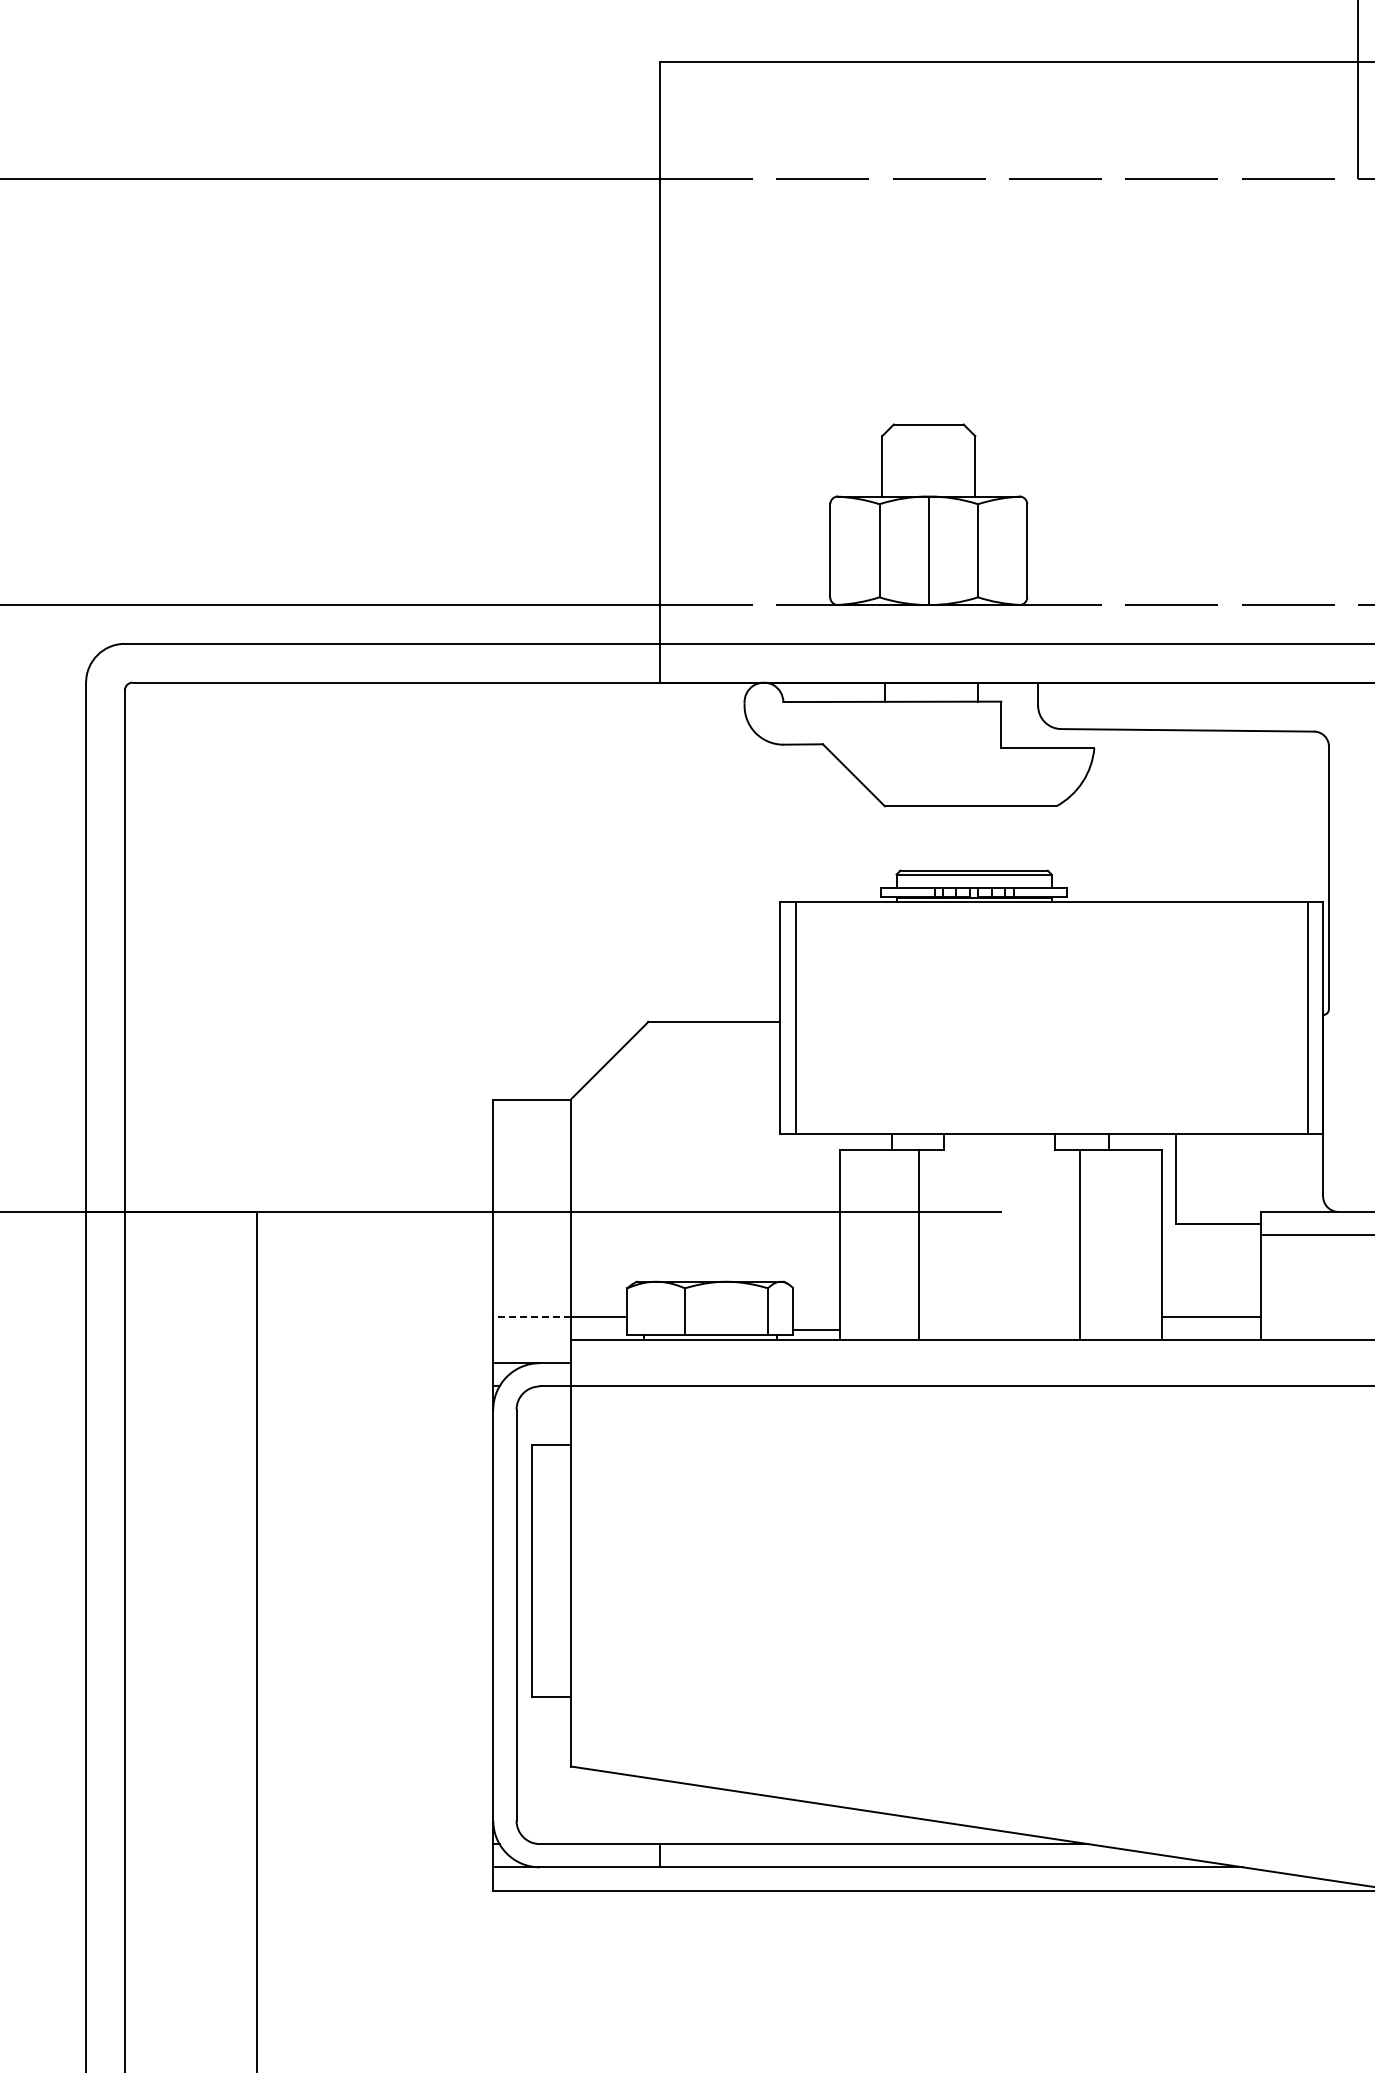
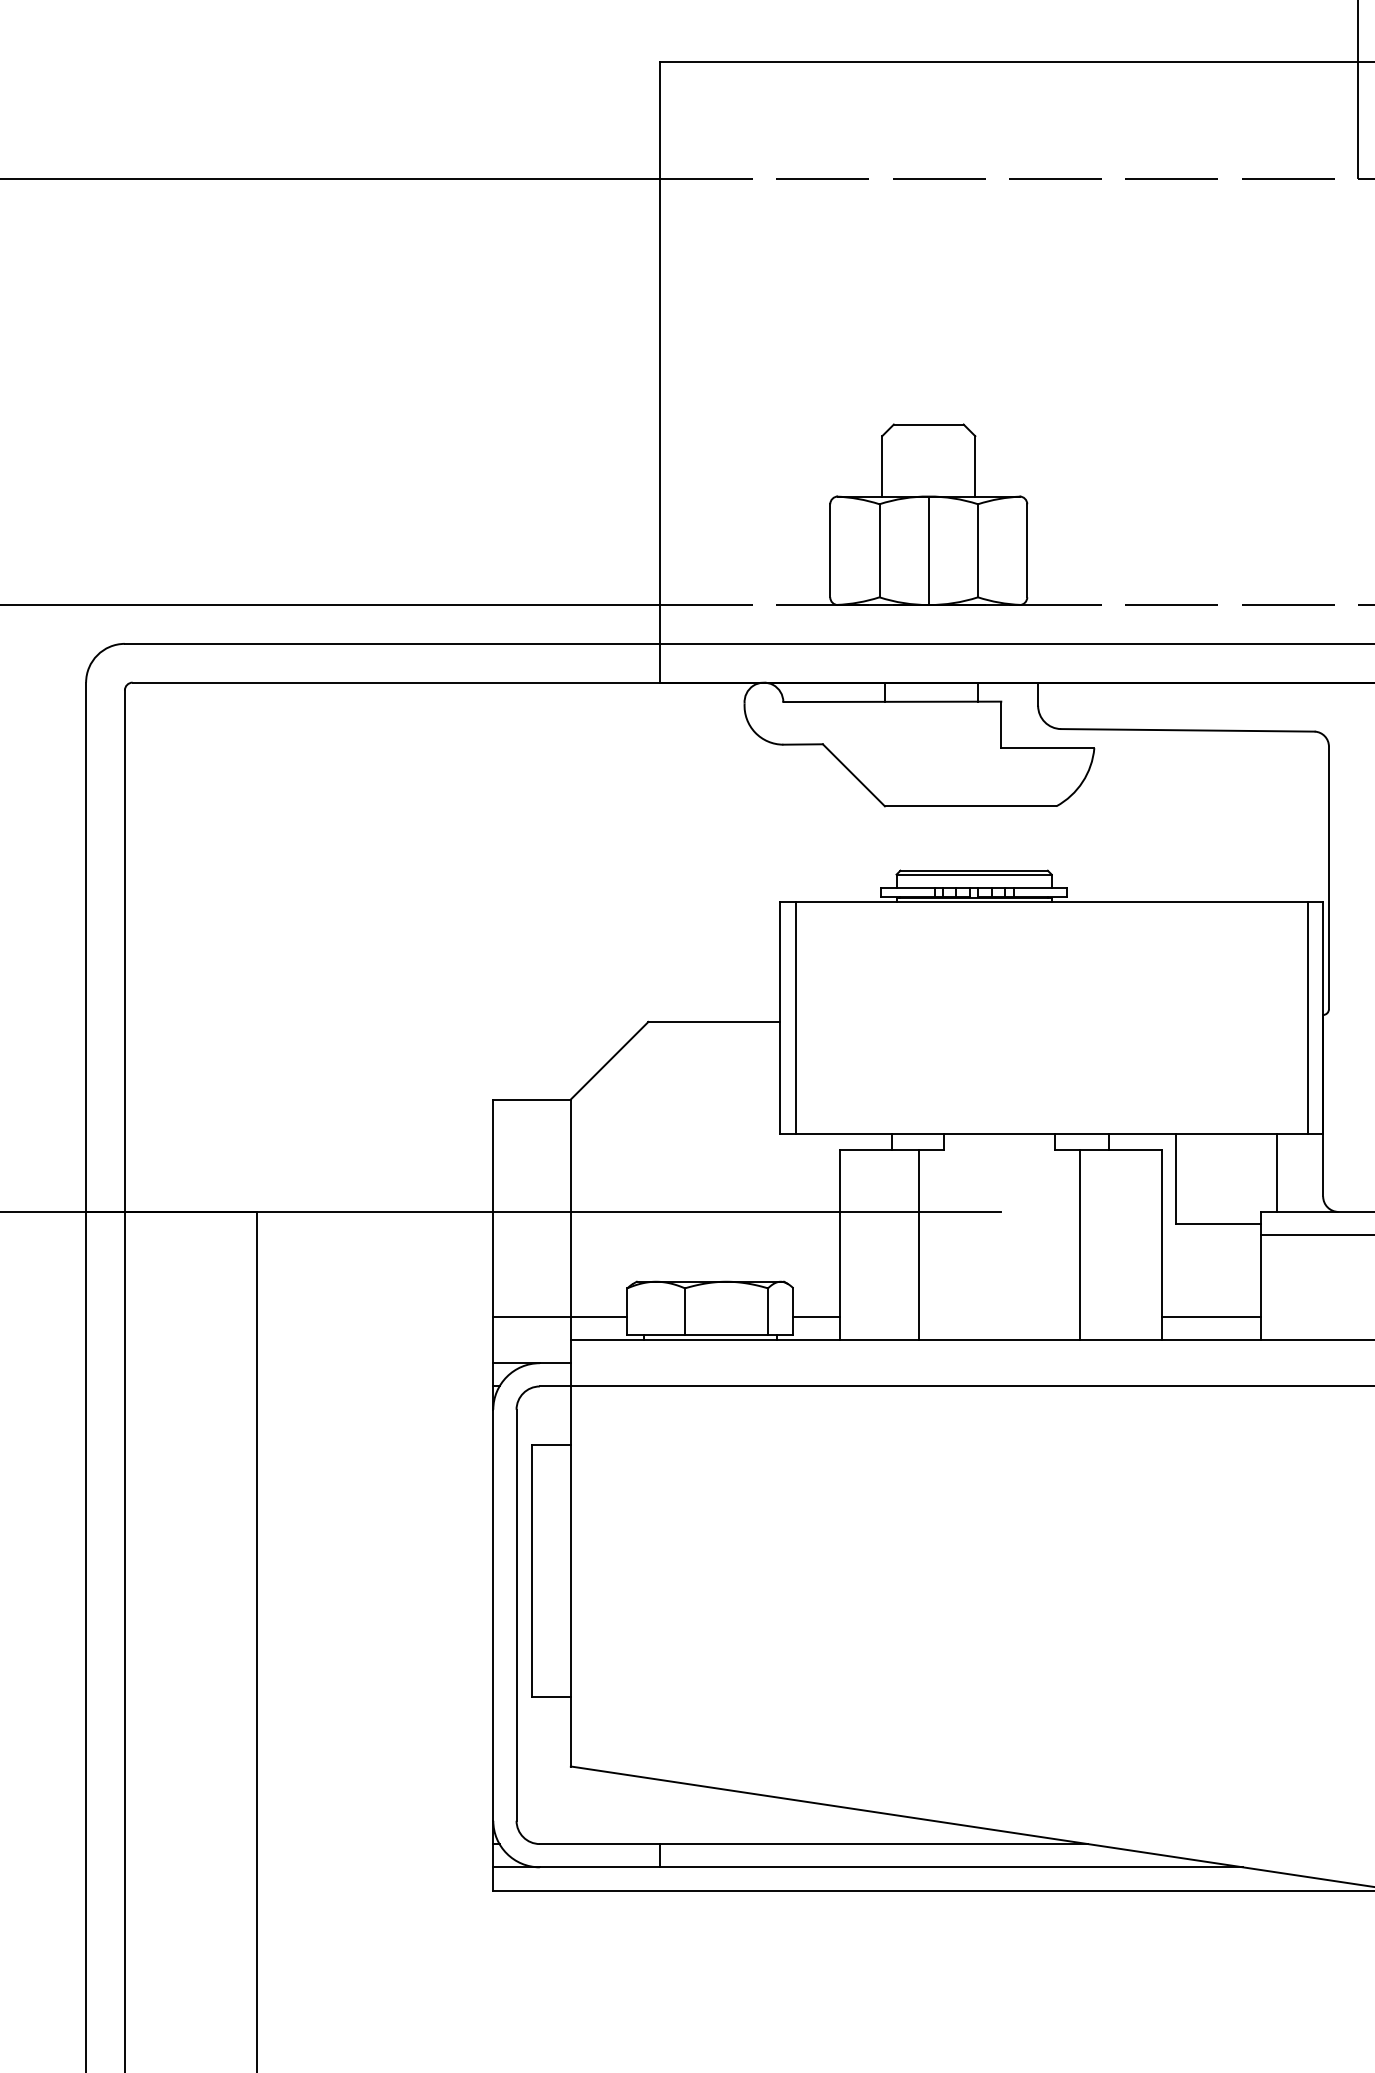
line: none -> present (1276, 1172)
line: dashed -> solid (532, 1316)
line position: (816, 1329) -> (816, 1316) (816, 1316)
